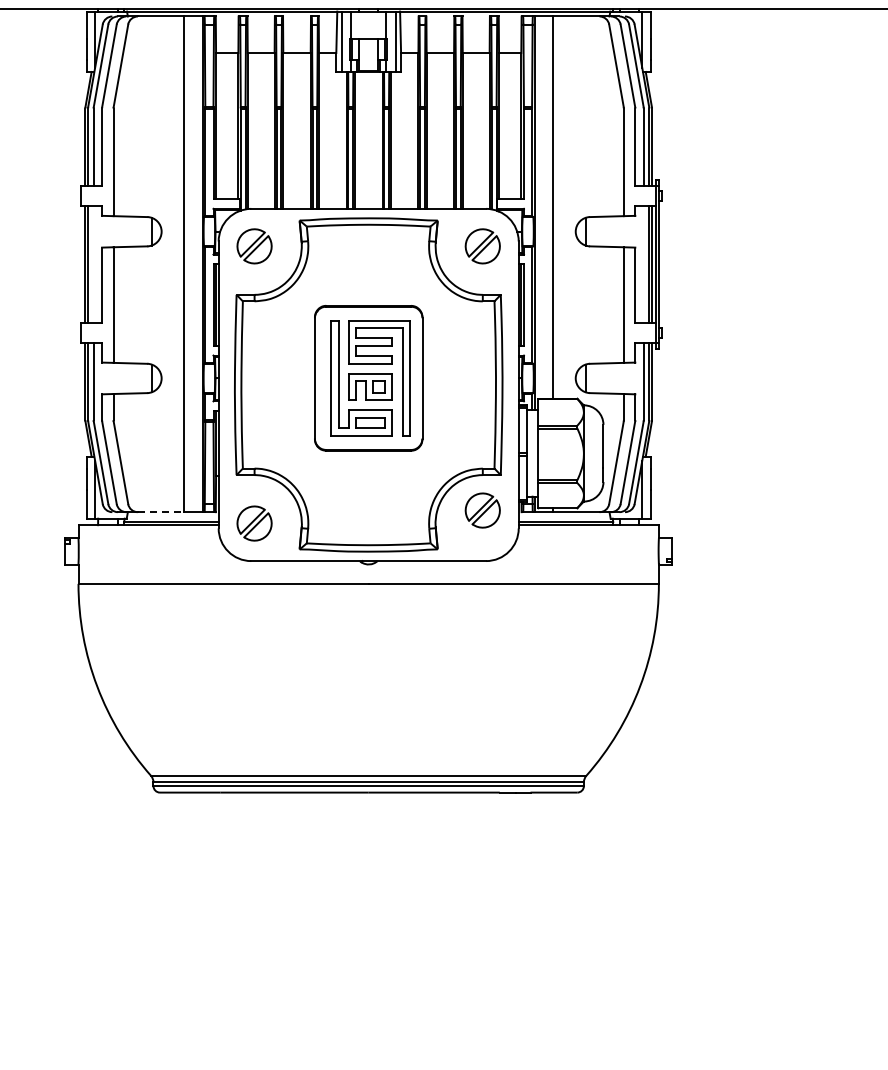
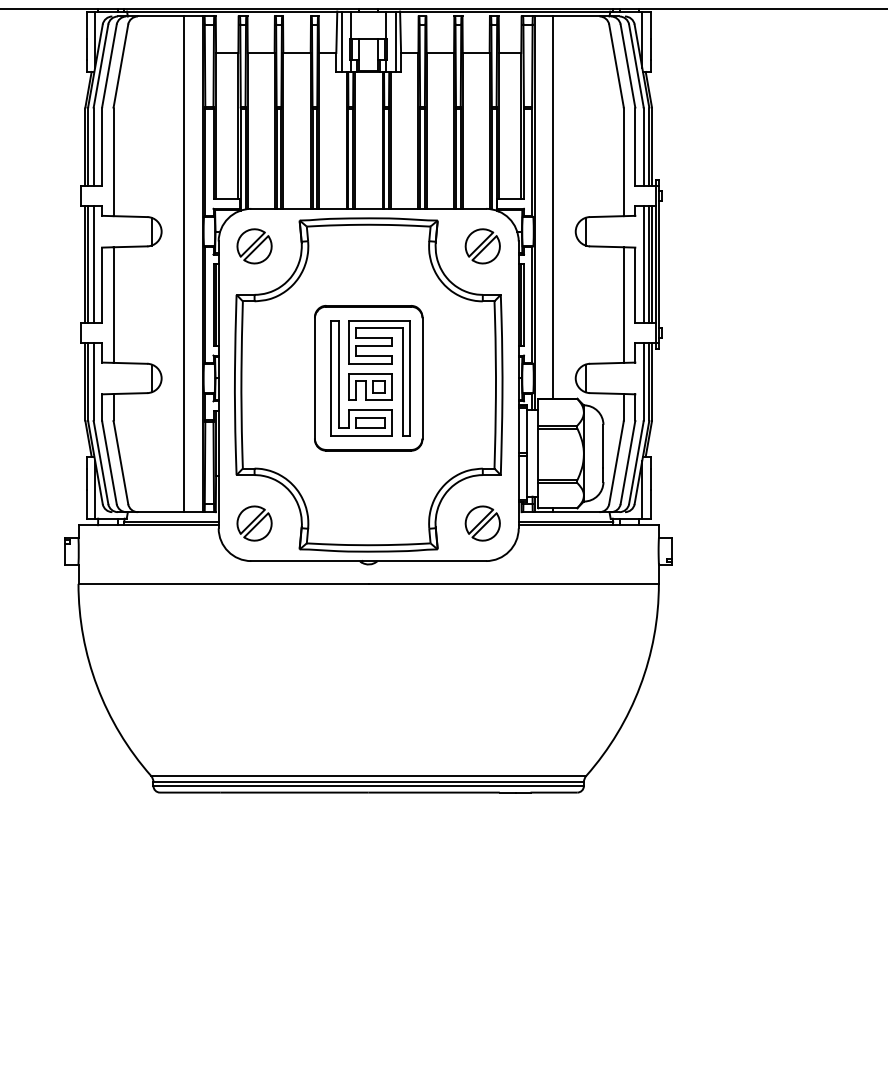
line: none -> present (93, 264)
line: none -> present (643, 264)
part position: (482, 510) -> (482, 523) (482, 523)
line: dashed -> solid (161, 512)
